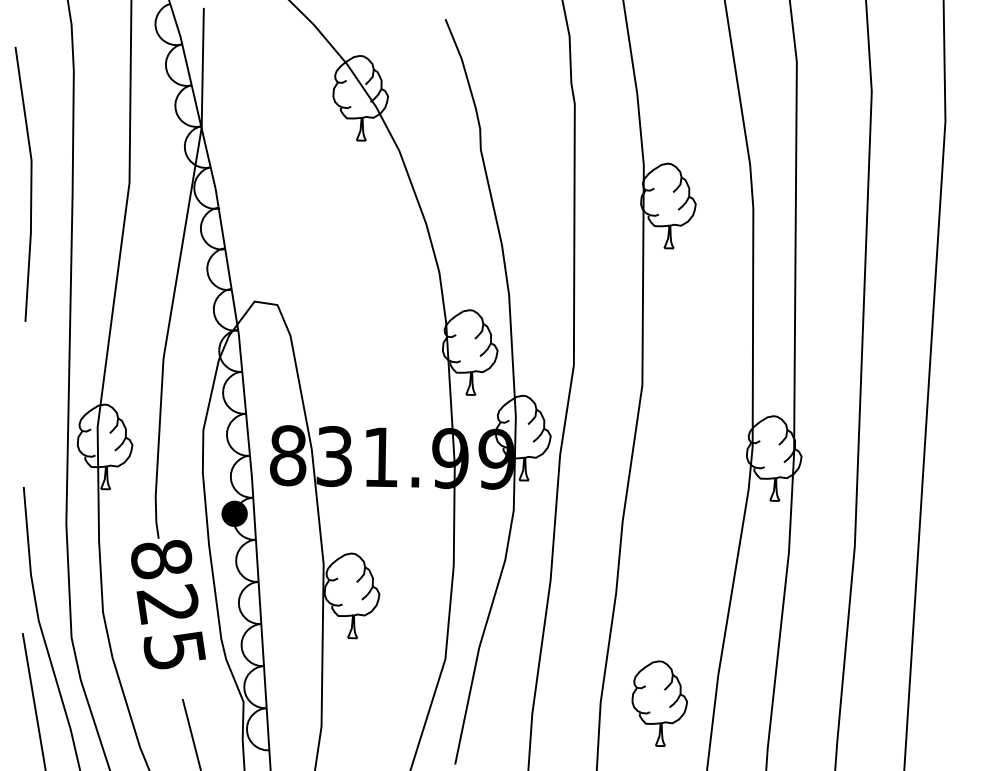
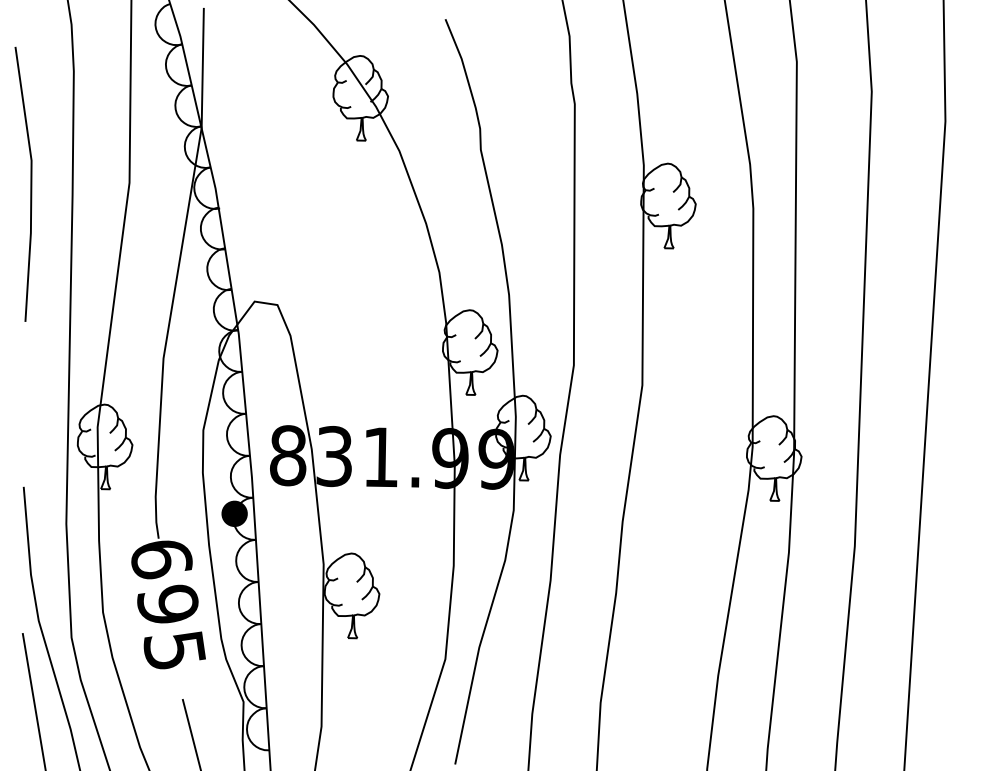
text: 825 -> 695 (164, 582)
part: present -> none (659, 703)
